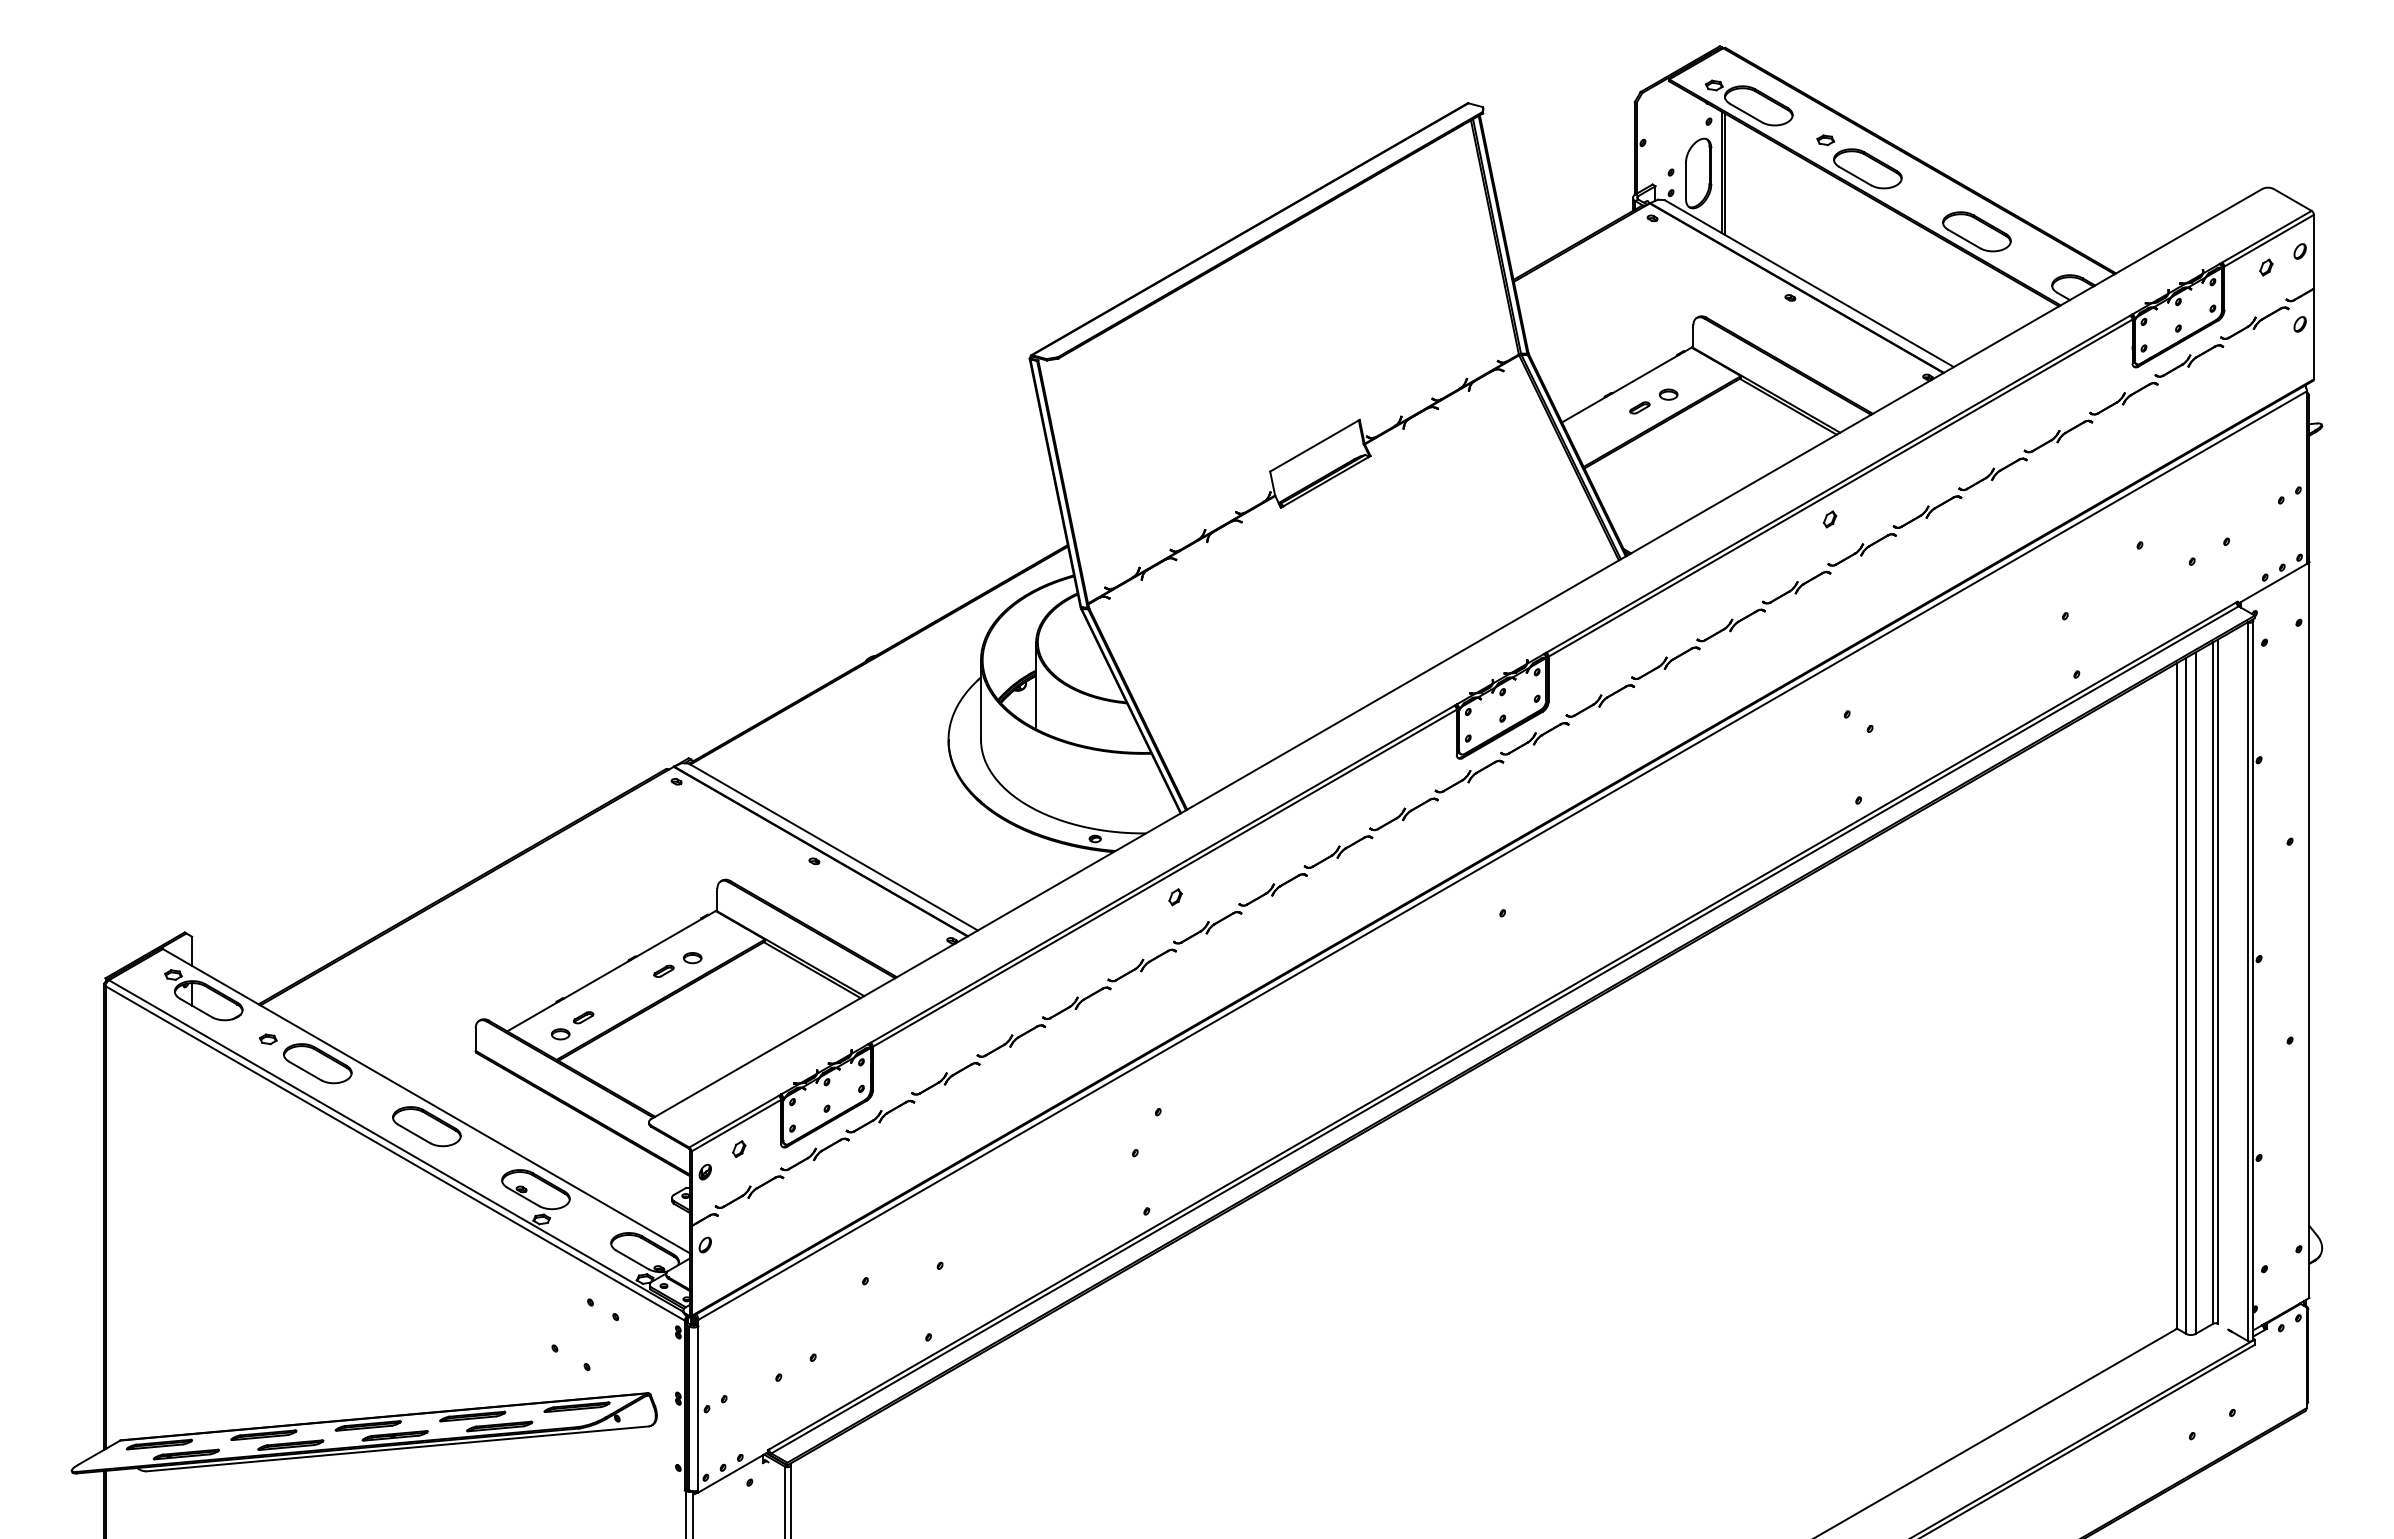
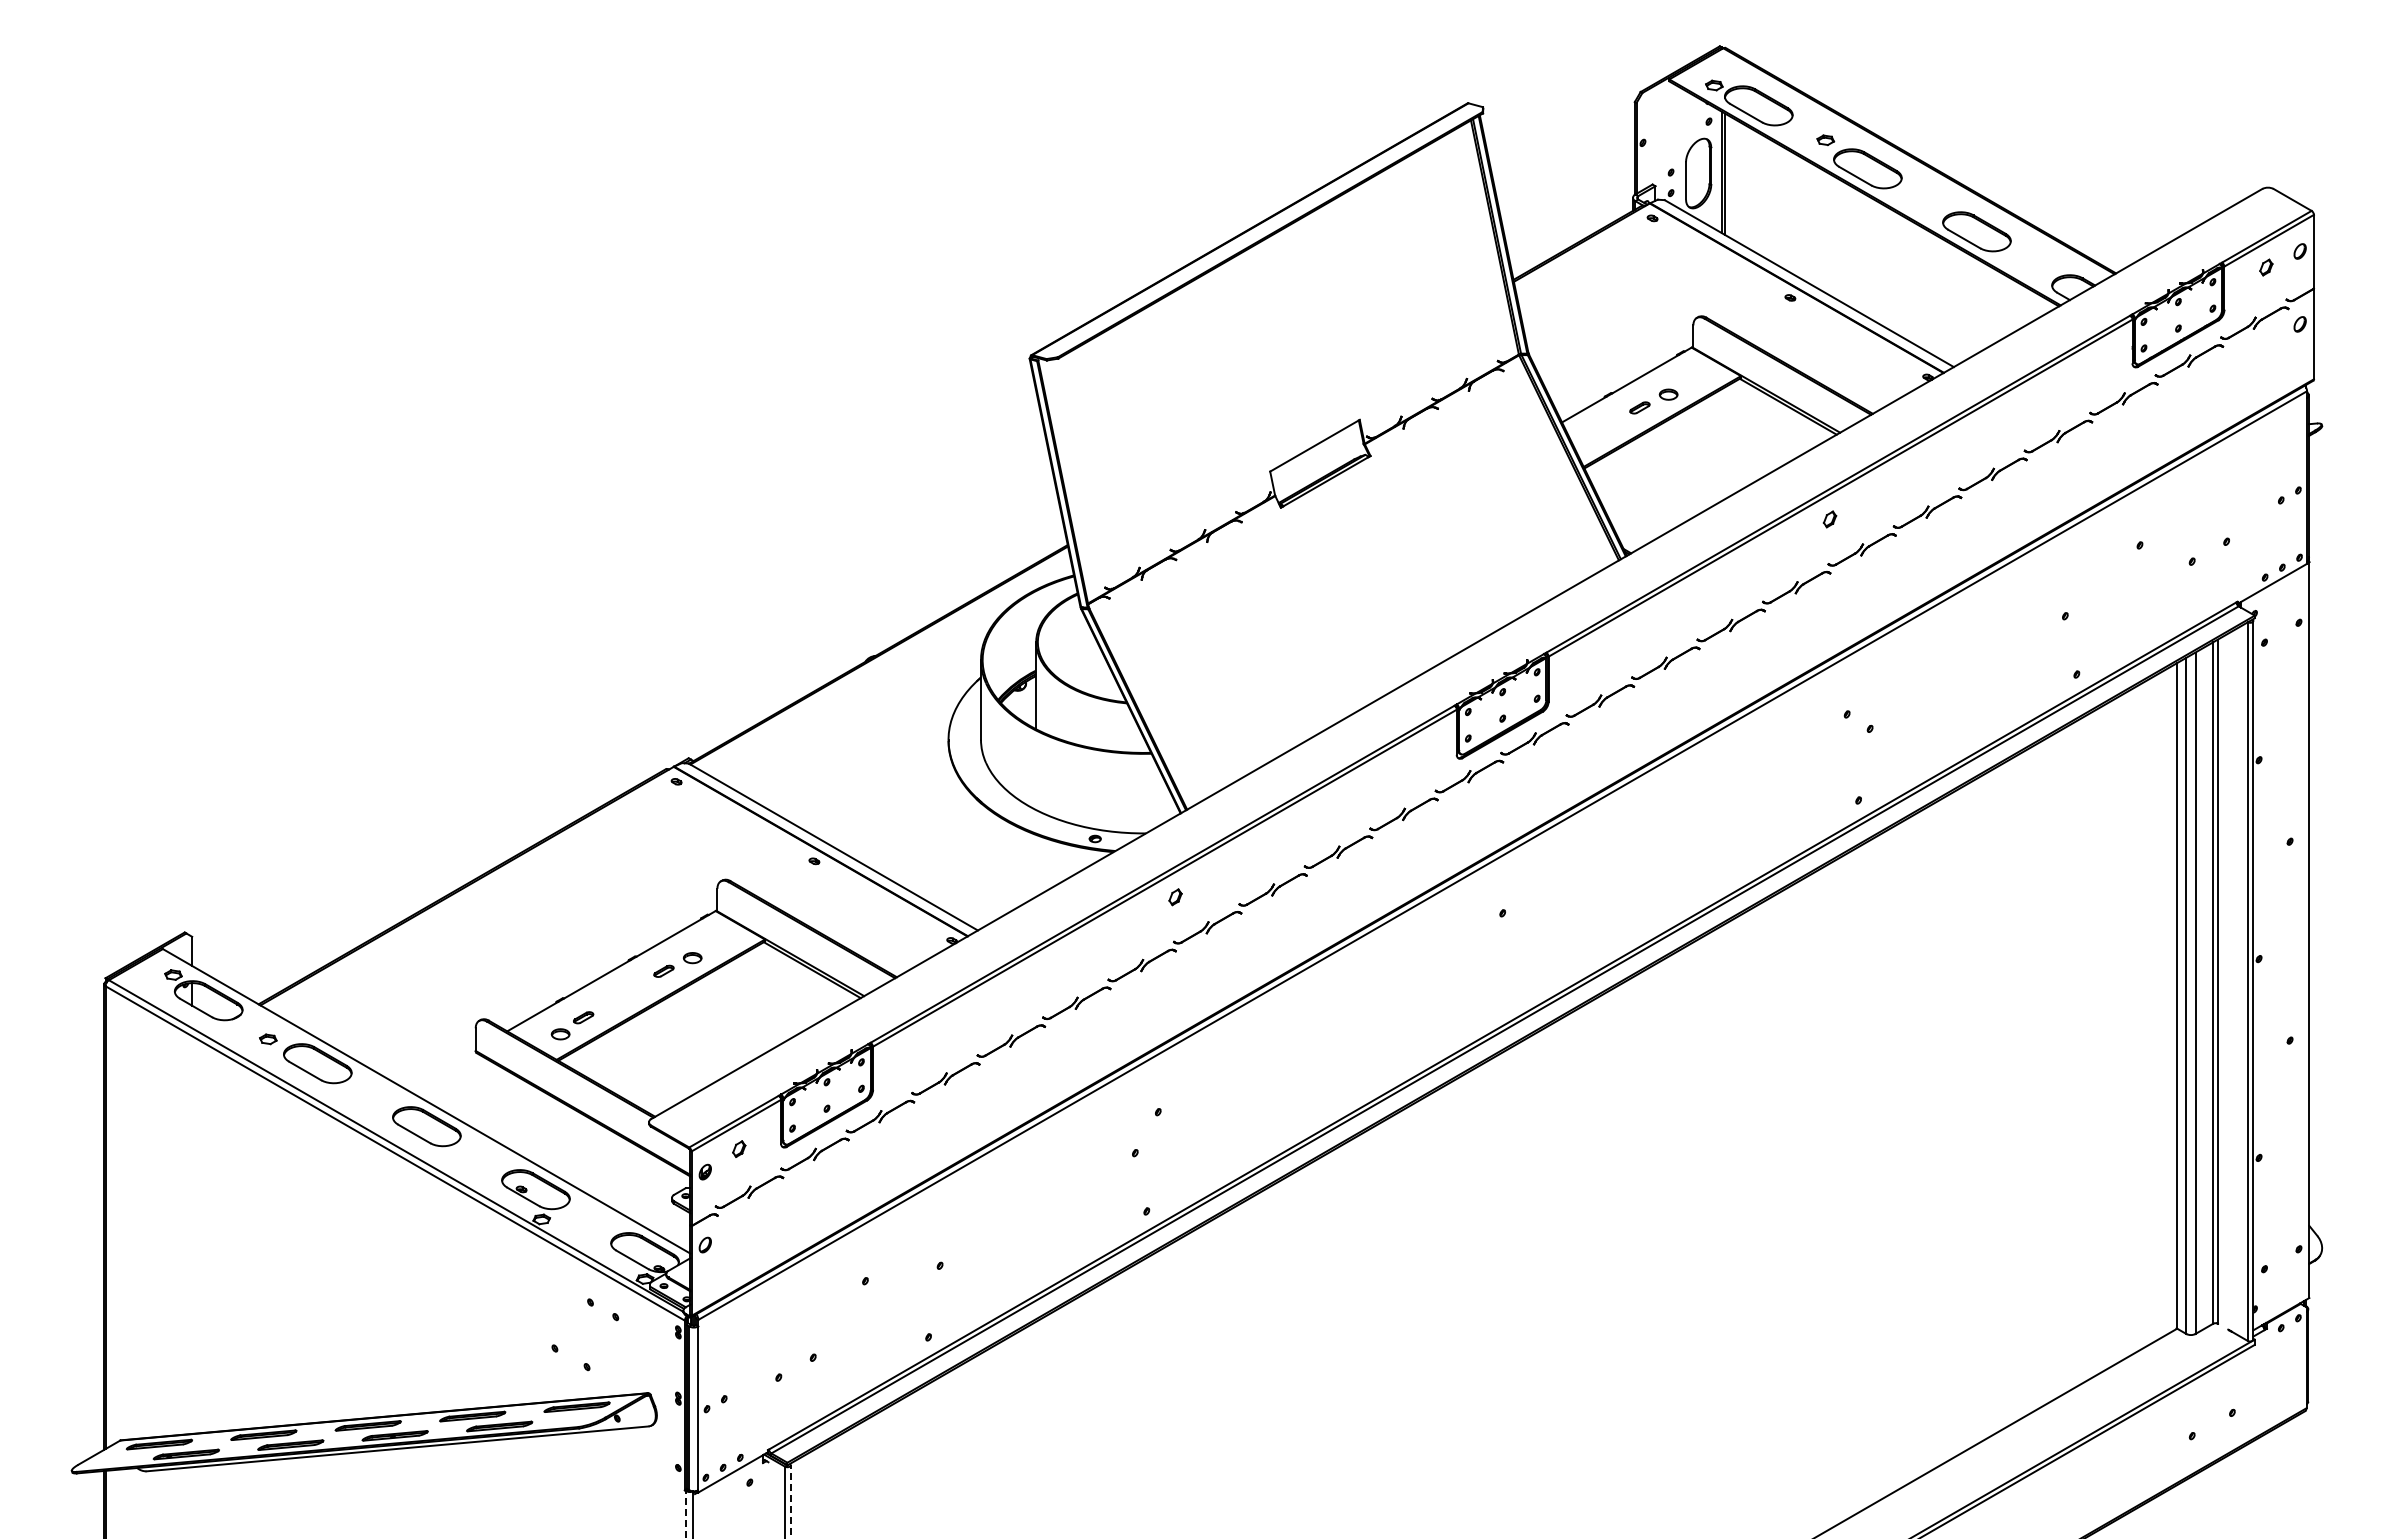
line: solid -> dashed (790, 1501)
line: solid -> dashed (686, 1514)
